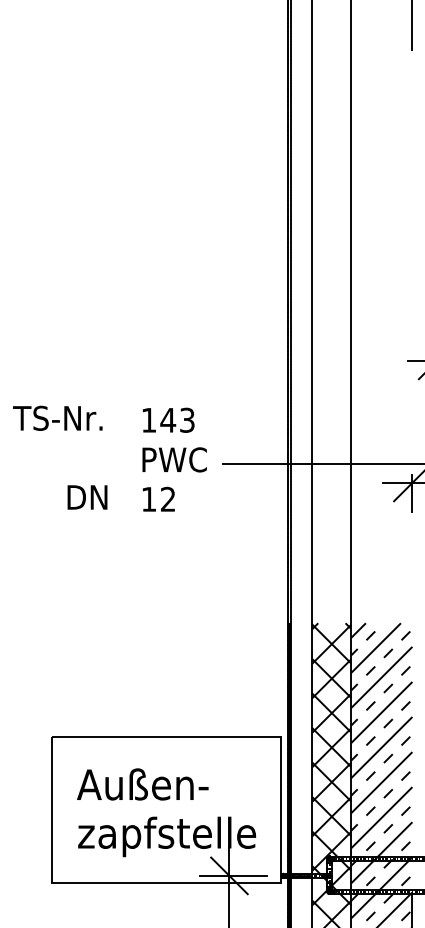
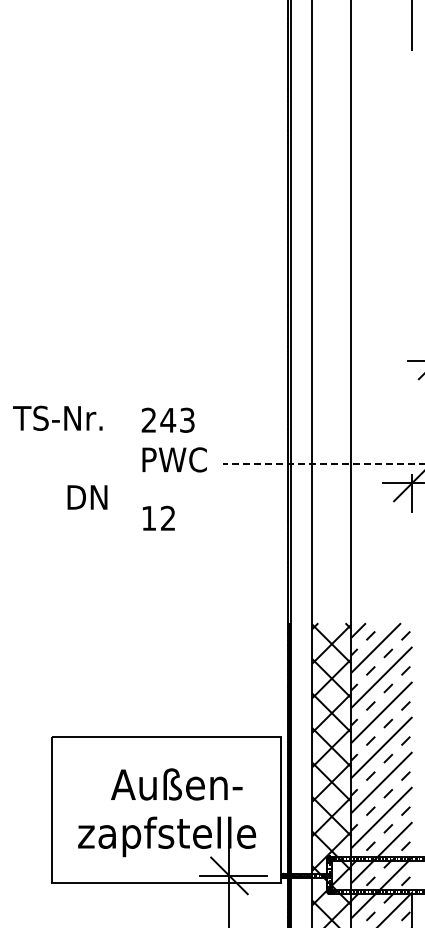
text: 143 -> 243 (148, 419)
line: solid -> dashed (323, 463)
text position: (158, 498) -> (158, 517) (158, 517)
text position: (142, 784) -> (176, 784) (176, 784)
